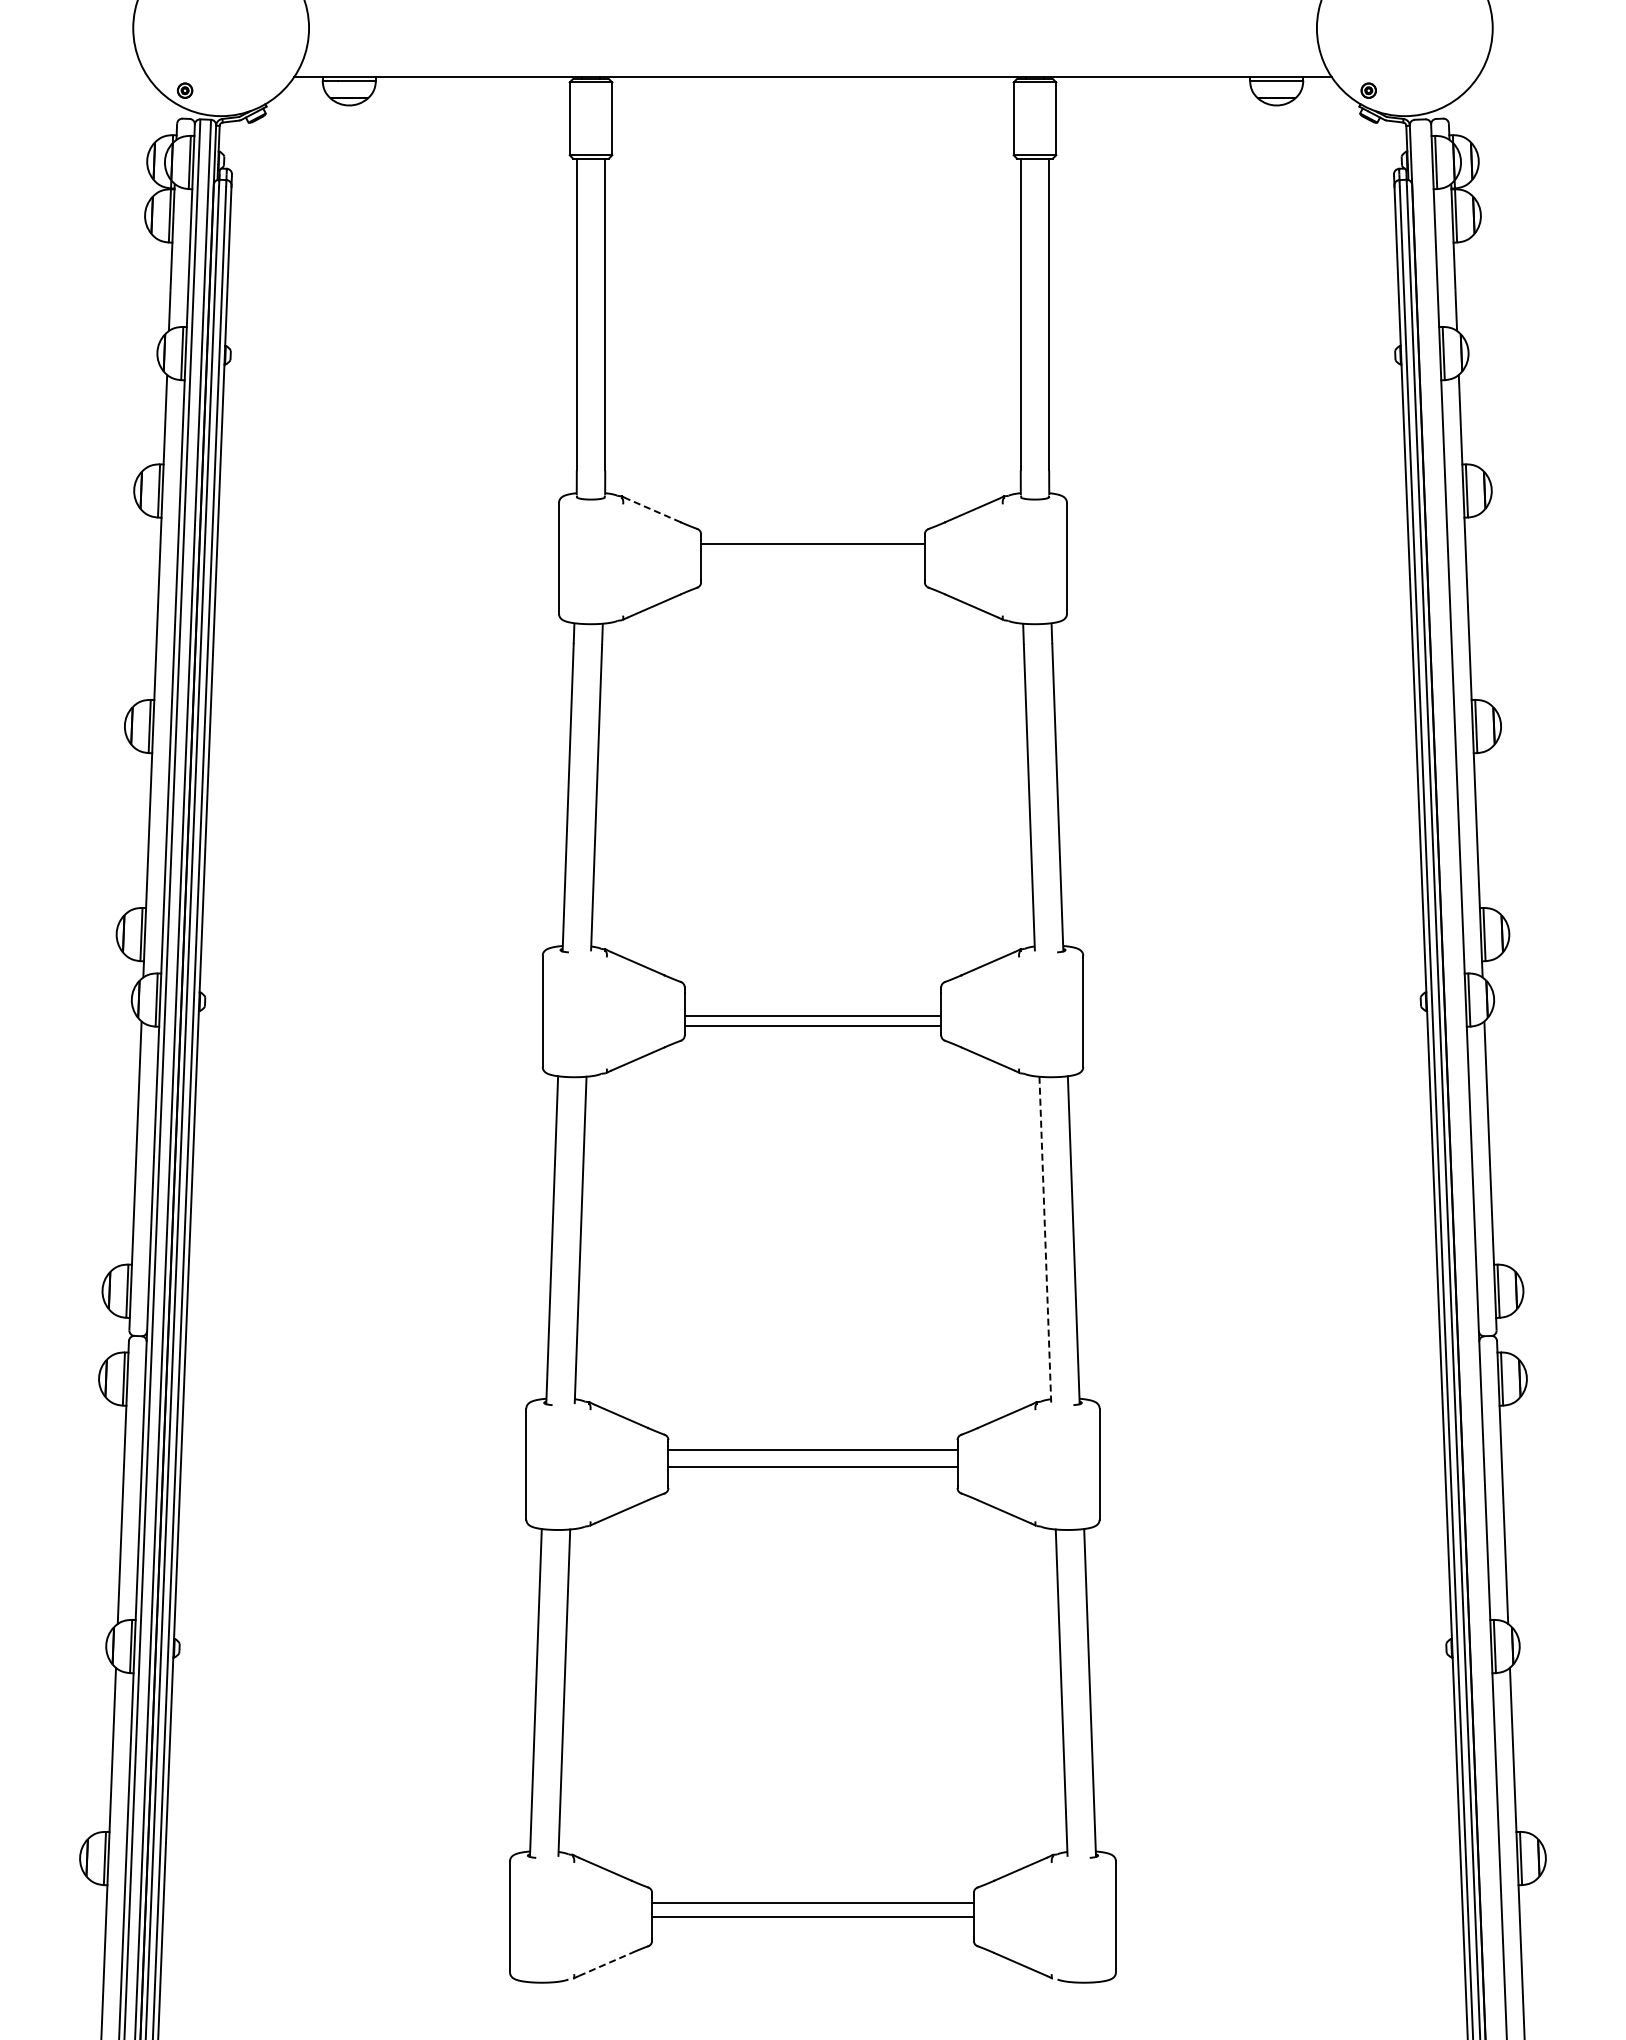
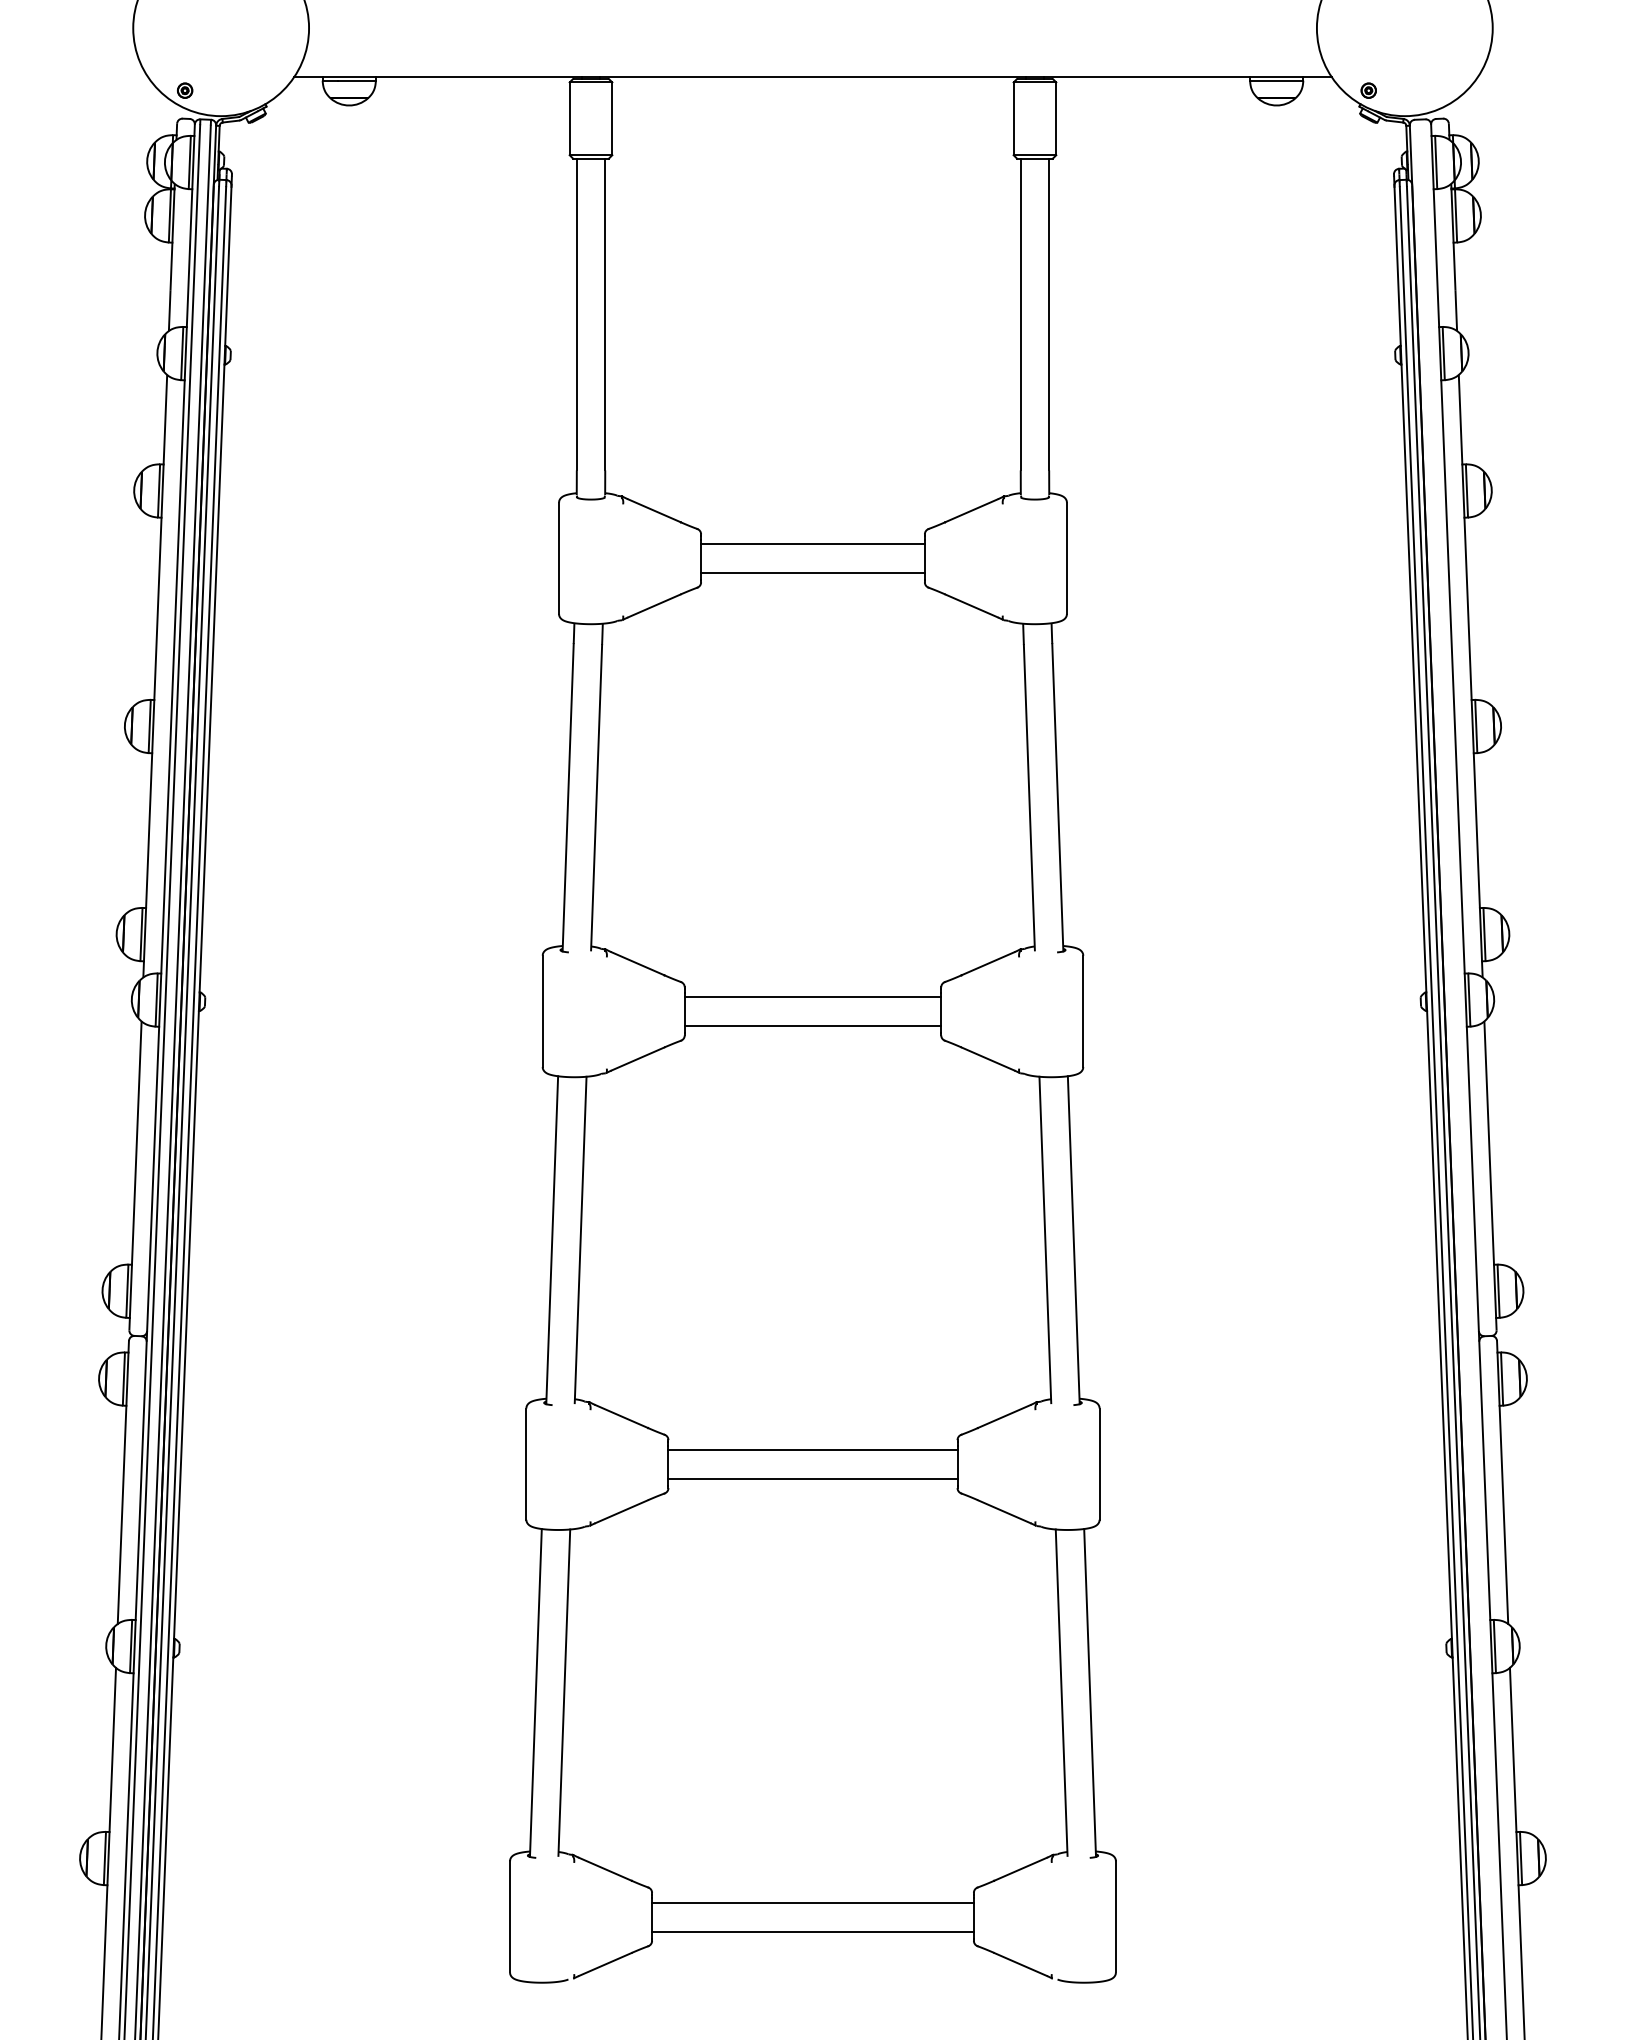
line: dashed -> solid (654, 510)
line: none -> present (812, 572)
line position: (812, 1016) -> (812, 997) (812, 997)
line: dashed -> solid (1045, 1240)
line position: (812, 1466) -> (812, 1478) (812, 1478)
line position: (812, 1916) -> (812, 1931) (812, 1931)
line: dashed -> solid (605, 1964)
